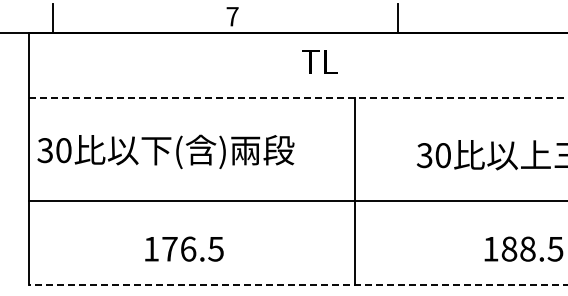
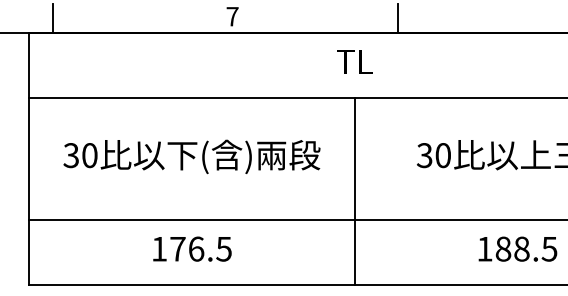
text position: (319, 61) -> (354, 61) (354, 61)
line: dashed -> solid (298, 97)
text position: (165, 151) -> (191, 156) (191, 156)
line position: (296, 200) -> (296, 219) (296, 219)
text position: (184, 248) -> (192, 248) (192, 248)
text position: (523, 248) -> (517, 248) (517, 248)
line: dashed -> solid (298, 284)
